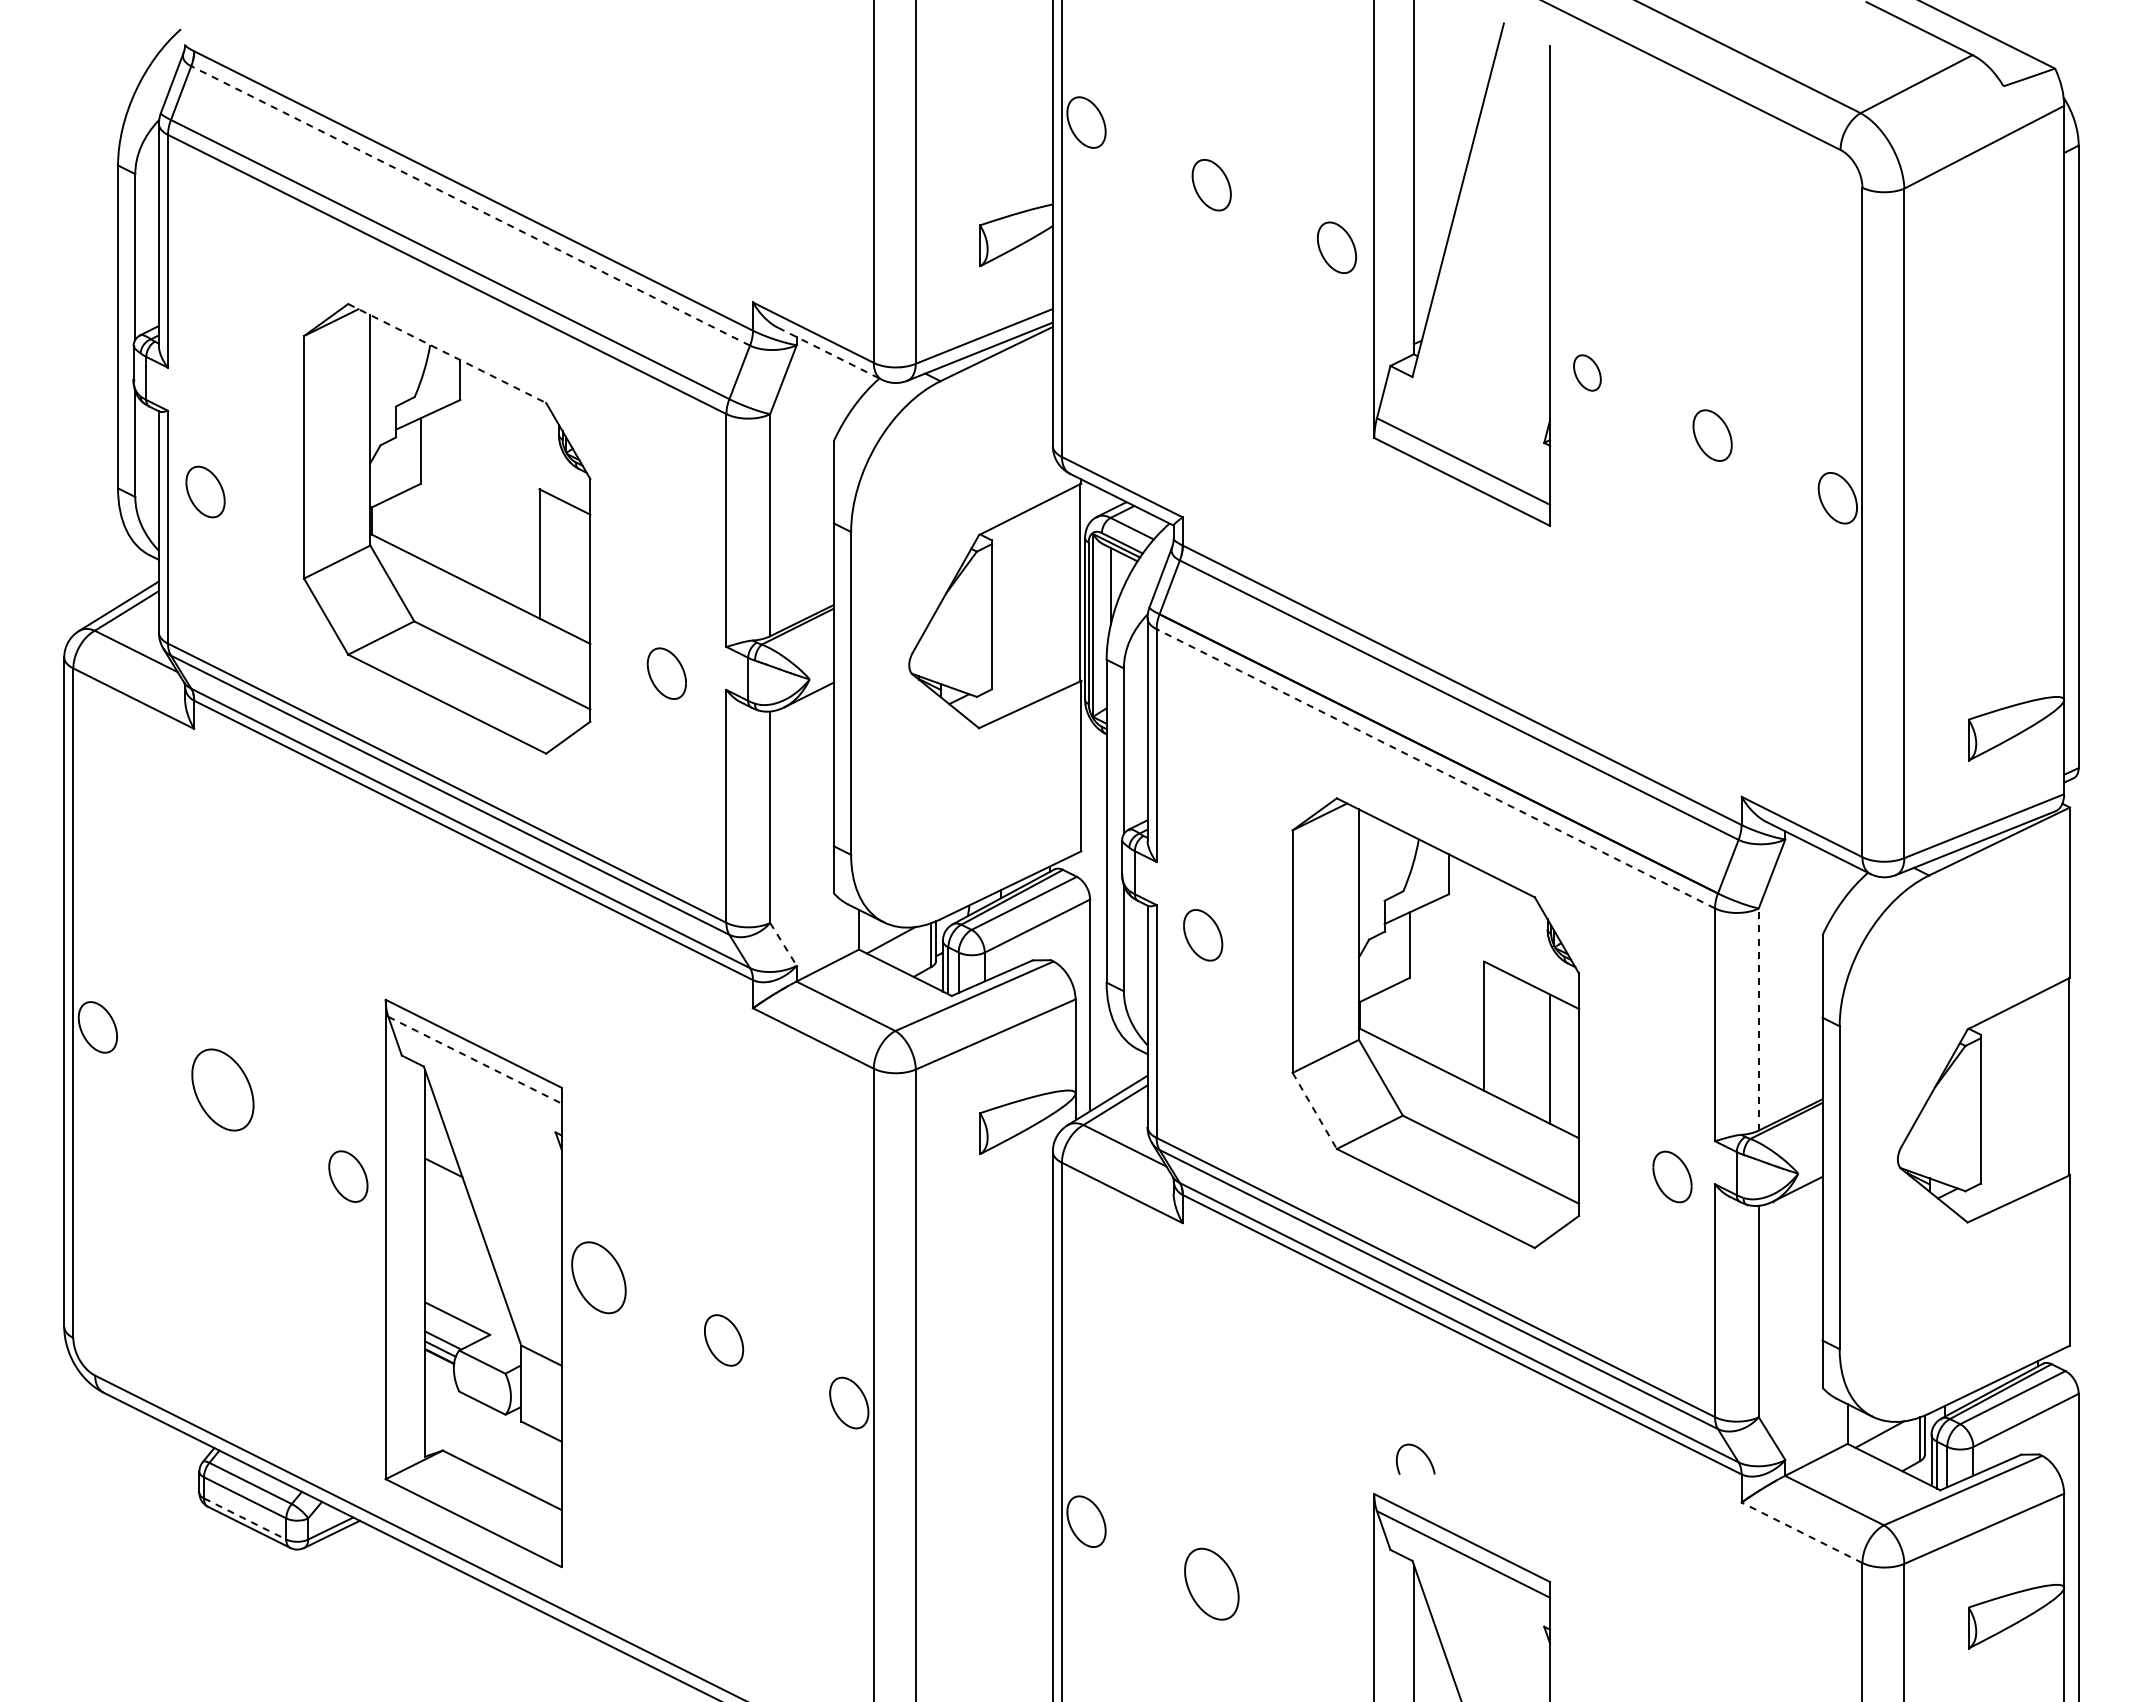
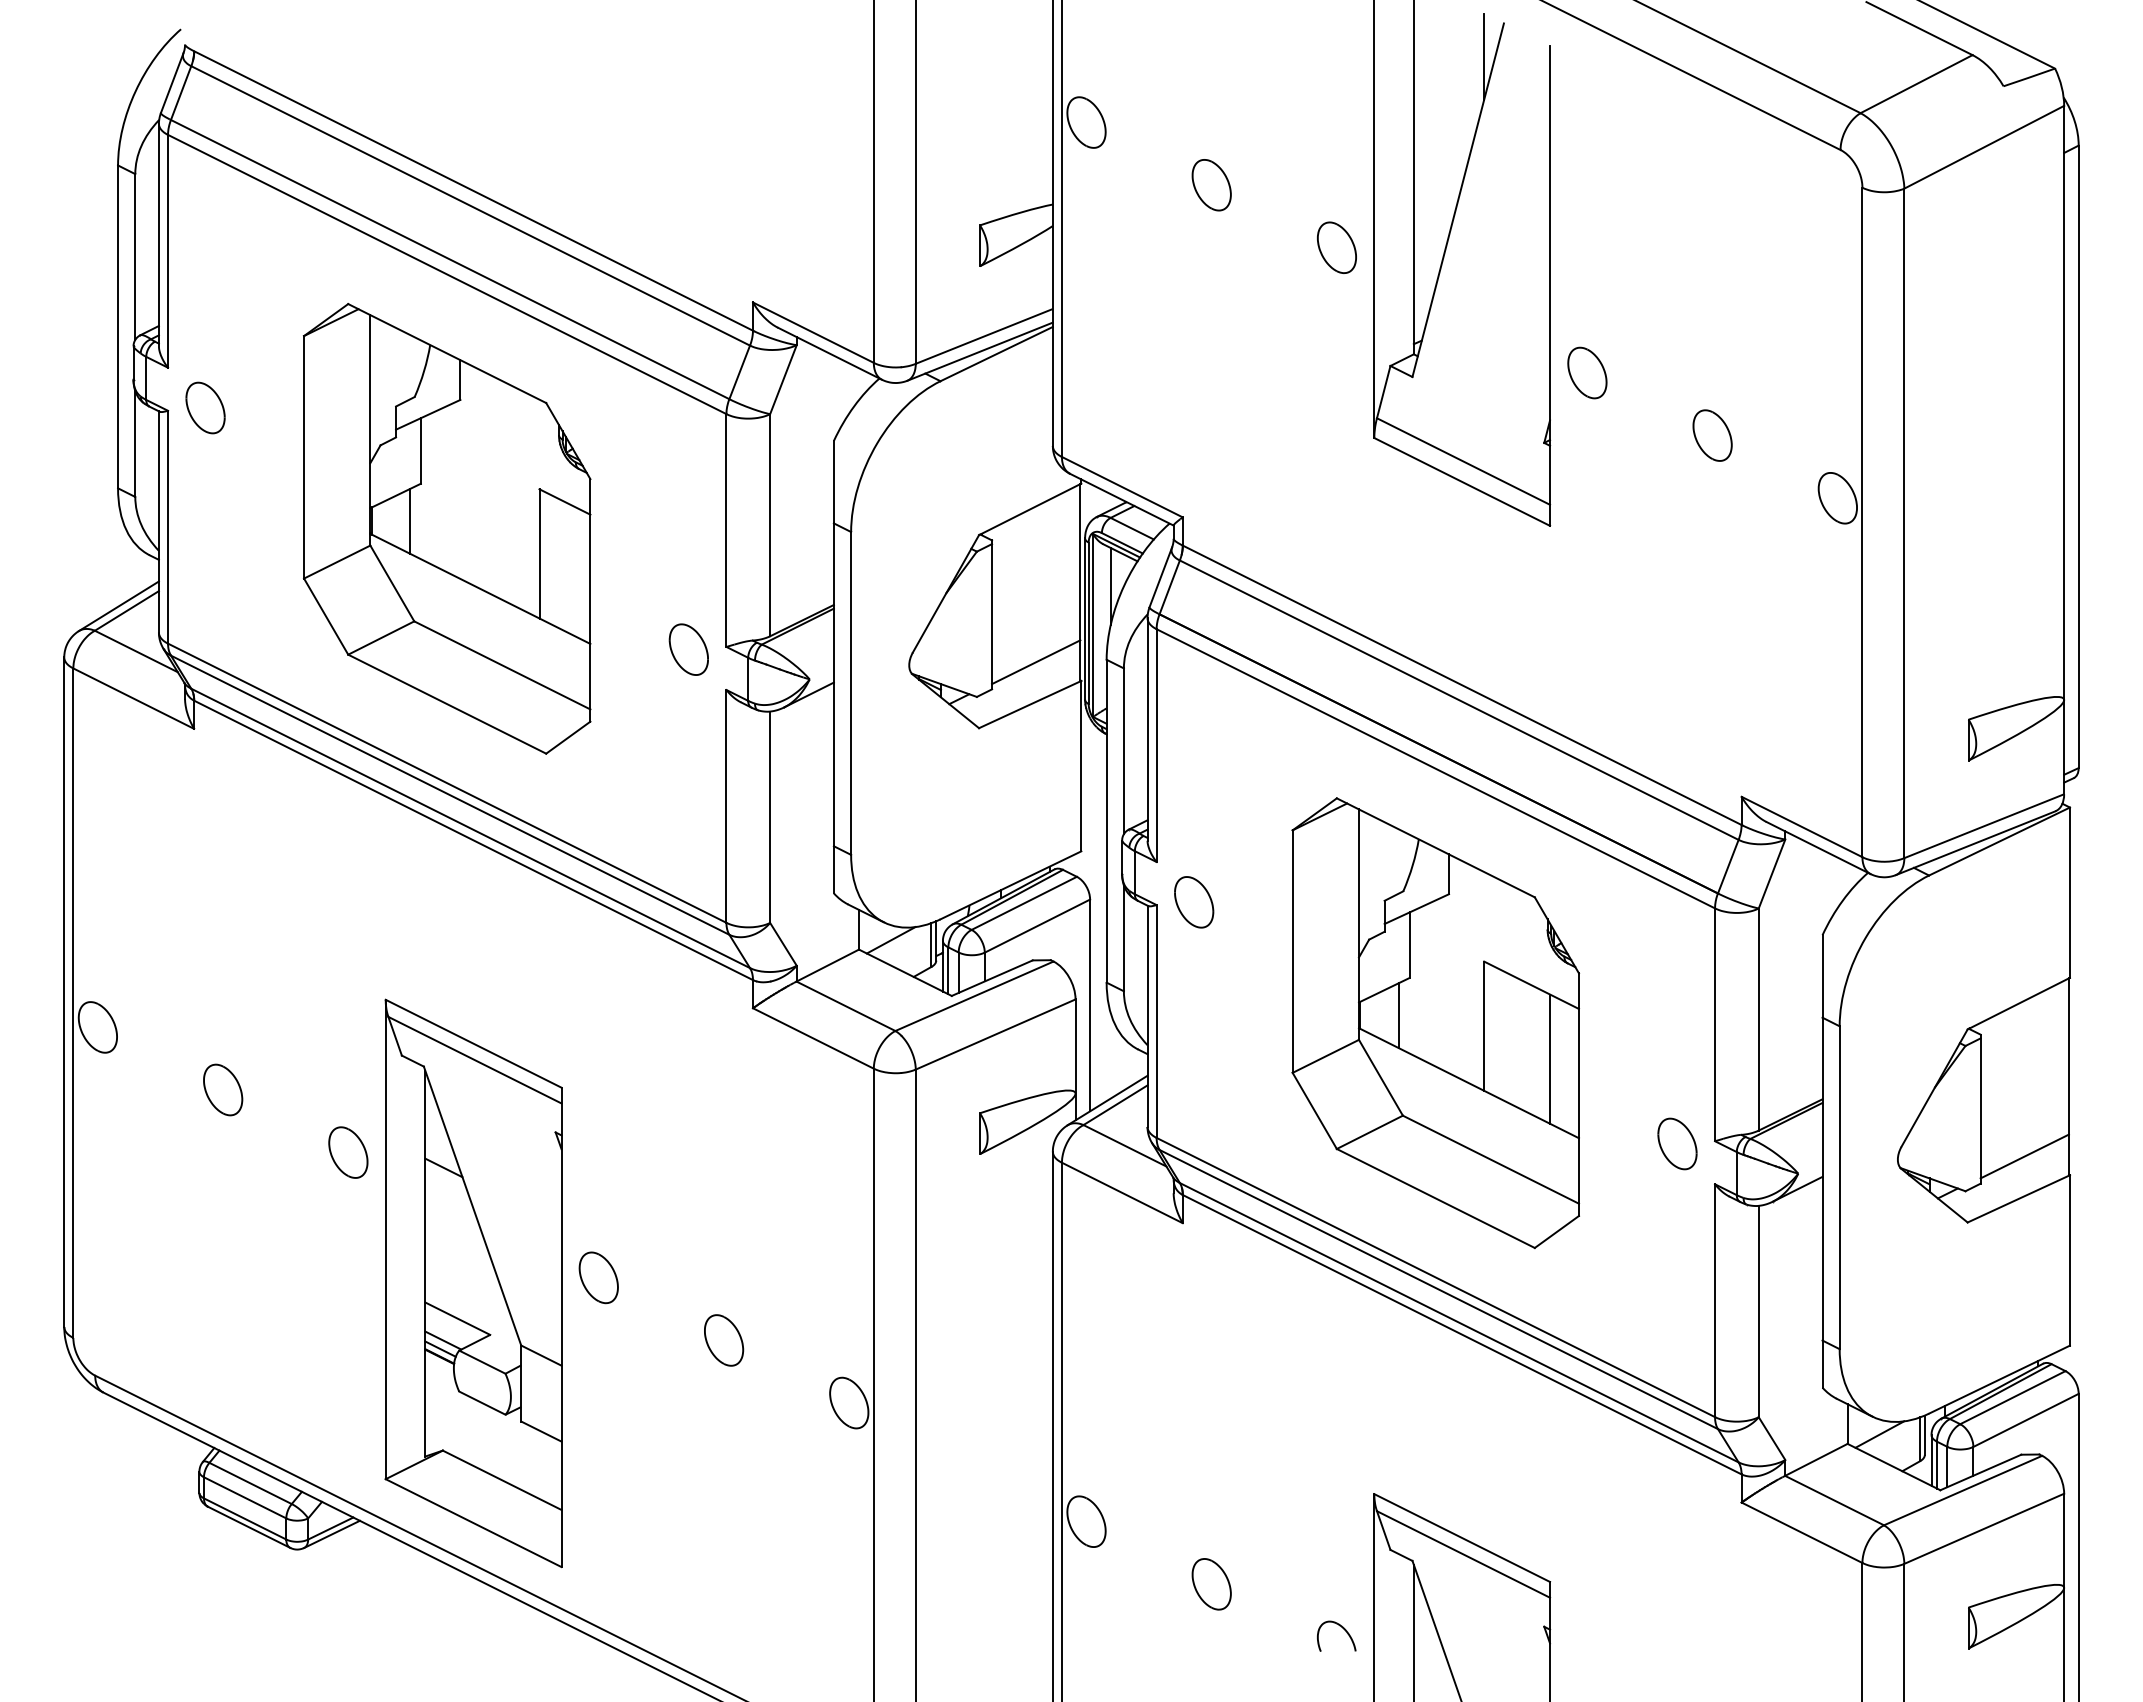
line: none -> present (1484, 56)
line: dashed -> solid (470, 205)
line: dashed -> solid (447, 353)
line: dashed -> solid (830, 353)
part size: 29x38 px -> 41x54 px (1587, 372)
part position: (205, 491) -> (205, 407) (205, 407)
line: none -> present (409, 521)
line: none -> present (1036, 662)
part position: (666, 673) -> (688, 649) (688, 649)
line: dashed -> solid (1435, 768)
part position: (1203, 935) -> (1194, 902) (1194, 902)
line: dashed -> solid (783, 944)
line: none -> present (1398, 1015)
line: dashed -> solid (1758, 1019)
line: dashed -> solid (474, 1060)
part size: 64x84 px -> 41x54 px (223, 1089)
line: dashed -> solid (1315, 1111)
line: none -> present (2024, 1156)
part position: (348, 1176) -> (348, 1152) (348, 1152)
part position: (1672, 1176) -> (1677, 1143) (1677, 1143)
part size: 56x74 px -> 41x54 px (598, 1277)
part position: (1421, 1451) -> (1342, 1628) (1342, 1628)
line: dashed -> solid (245, 1519)
line: dashed -> solid (1802, 1532)
part size: 56x74 px -> 41x53 px (1211, 1584)
